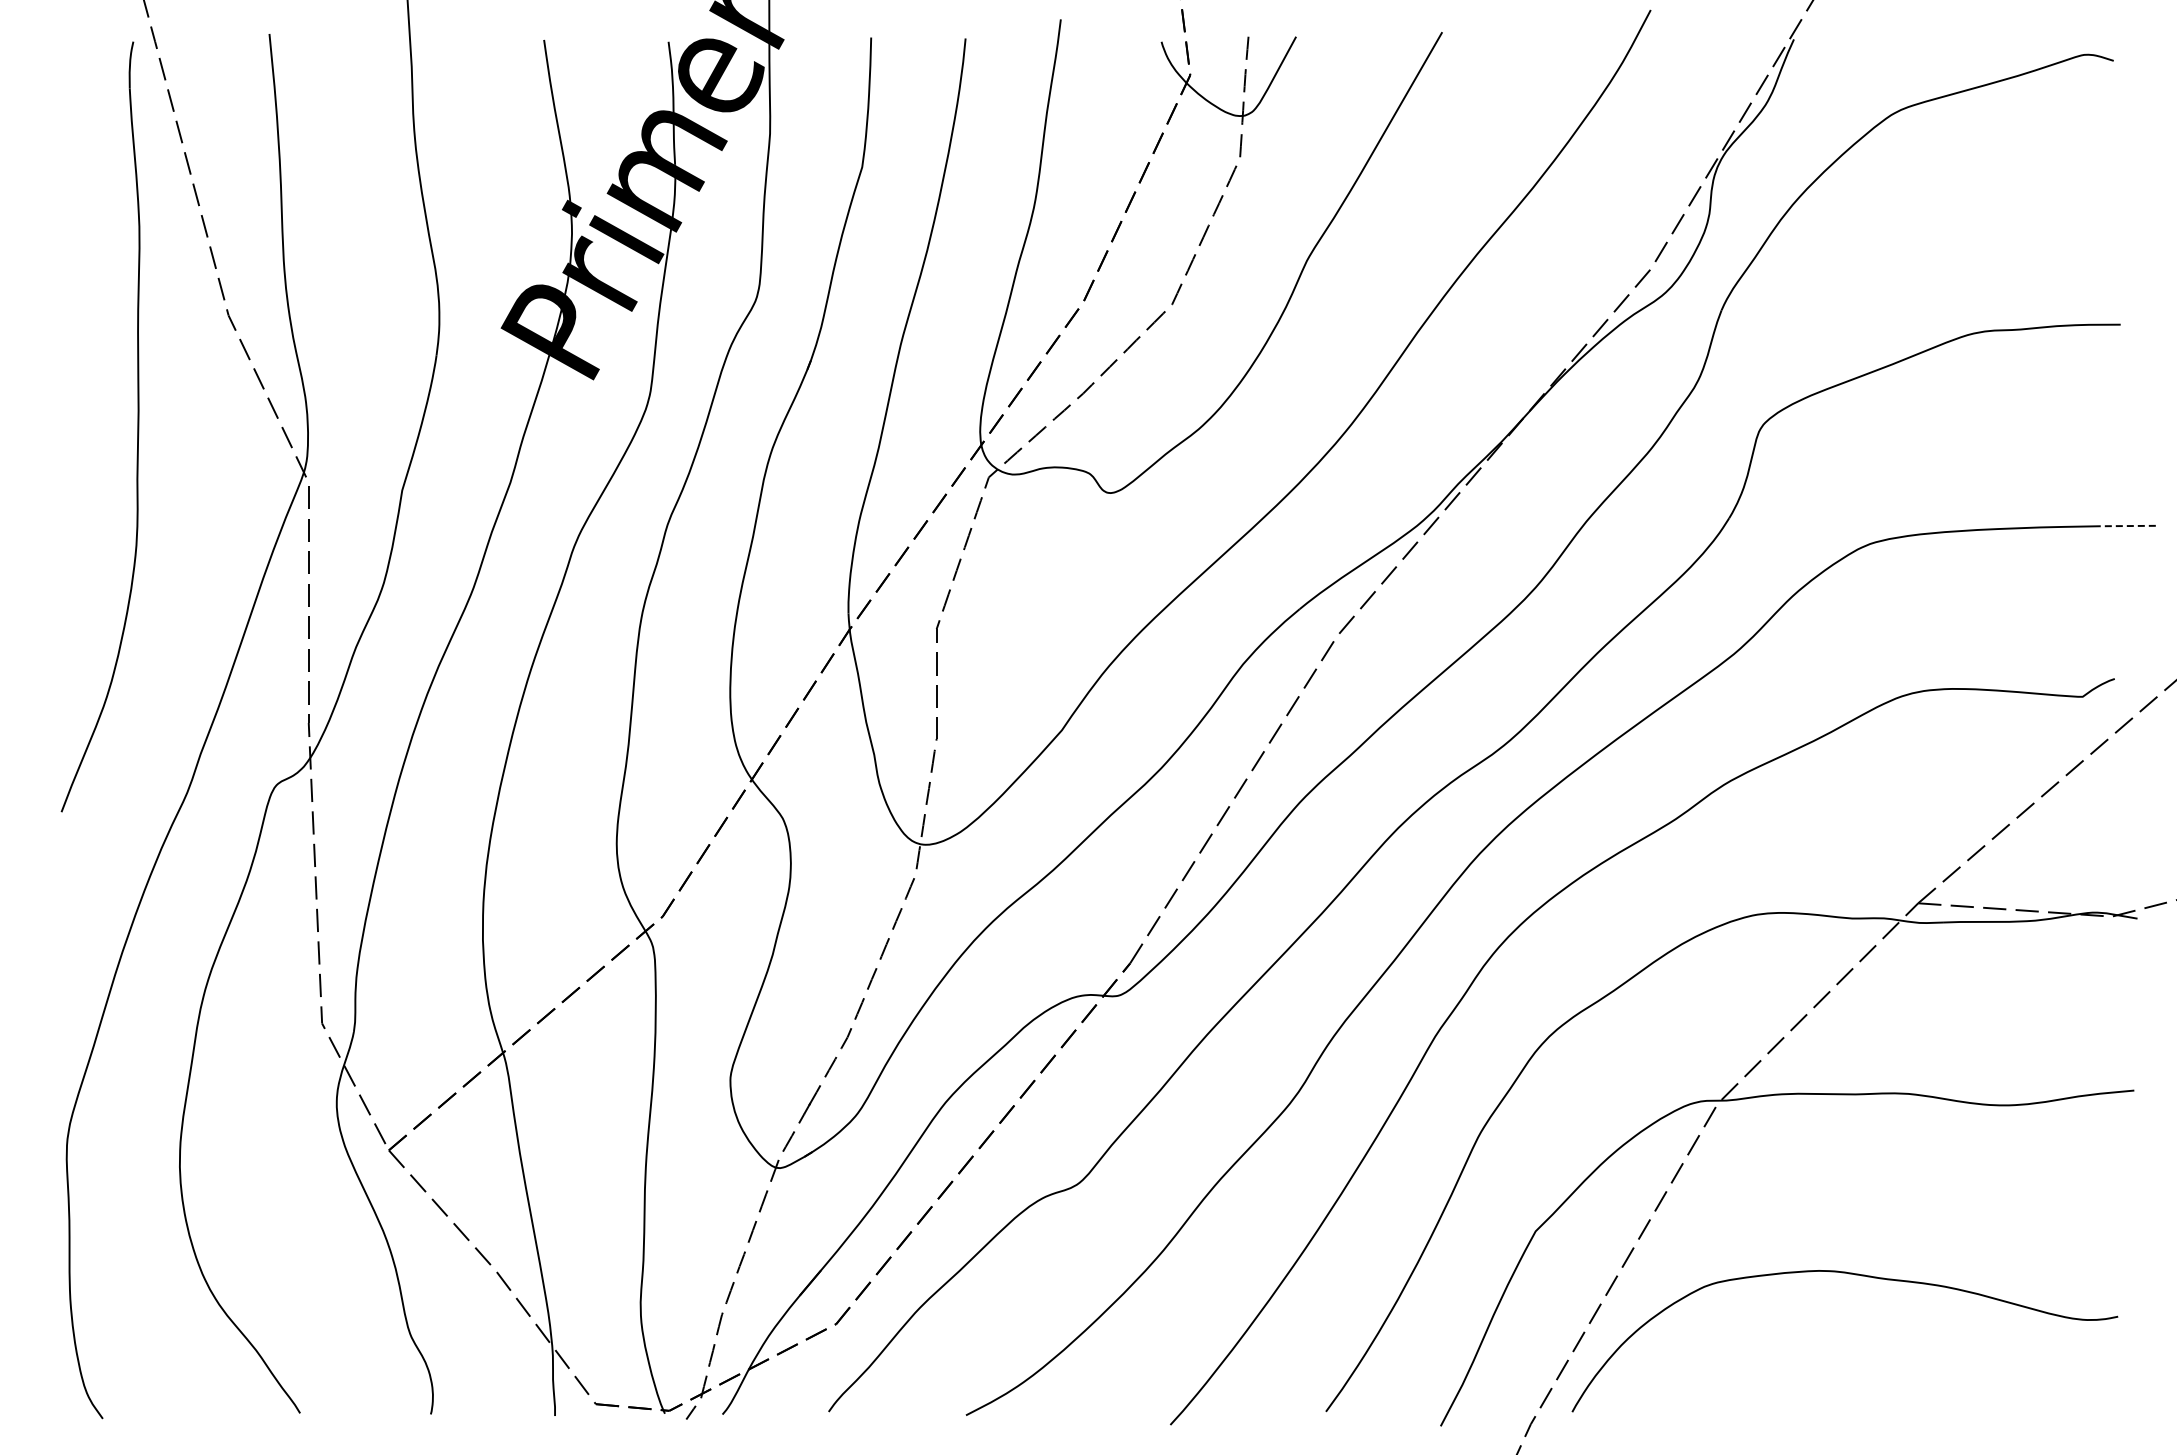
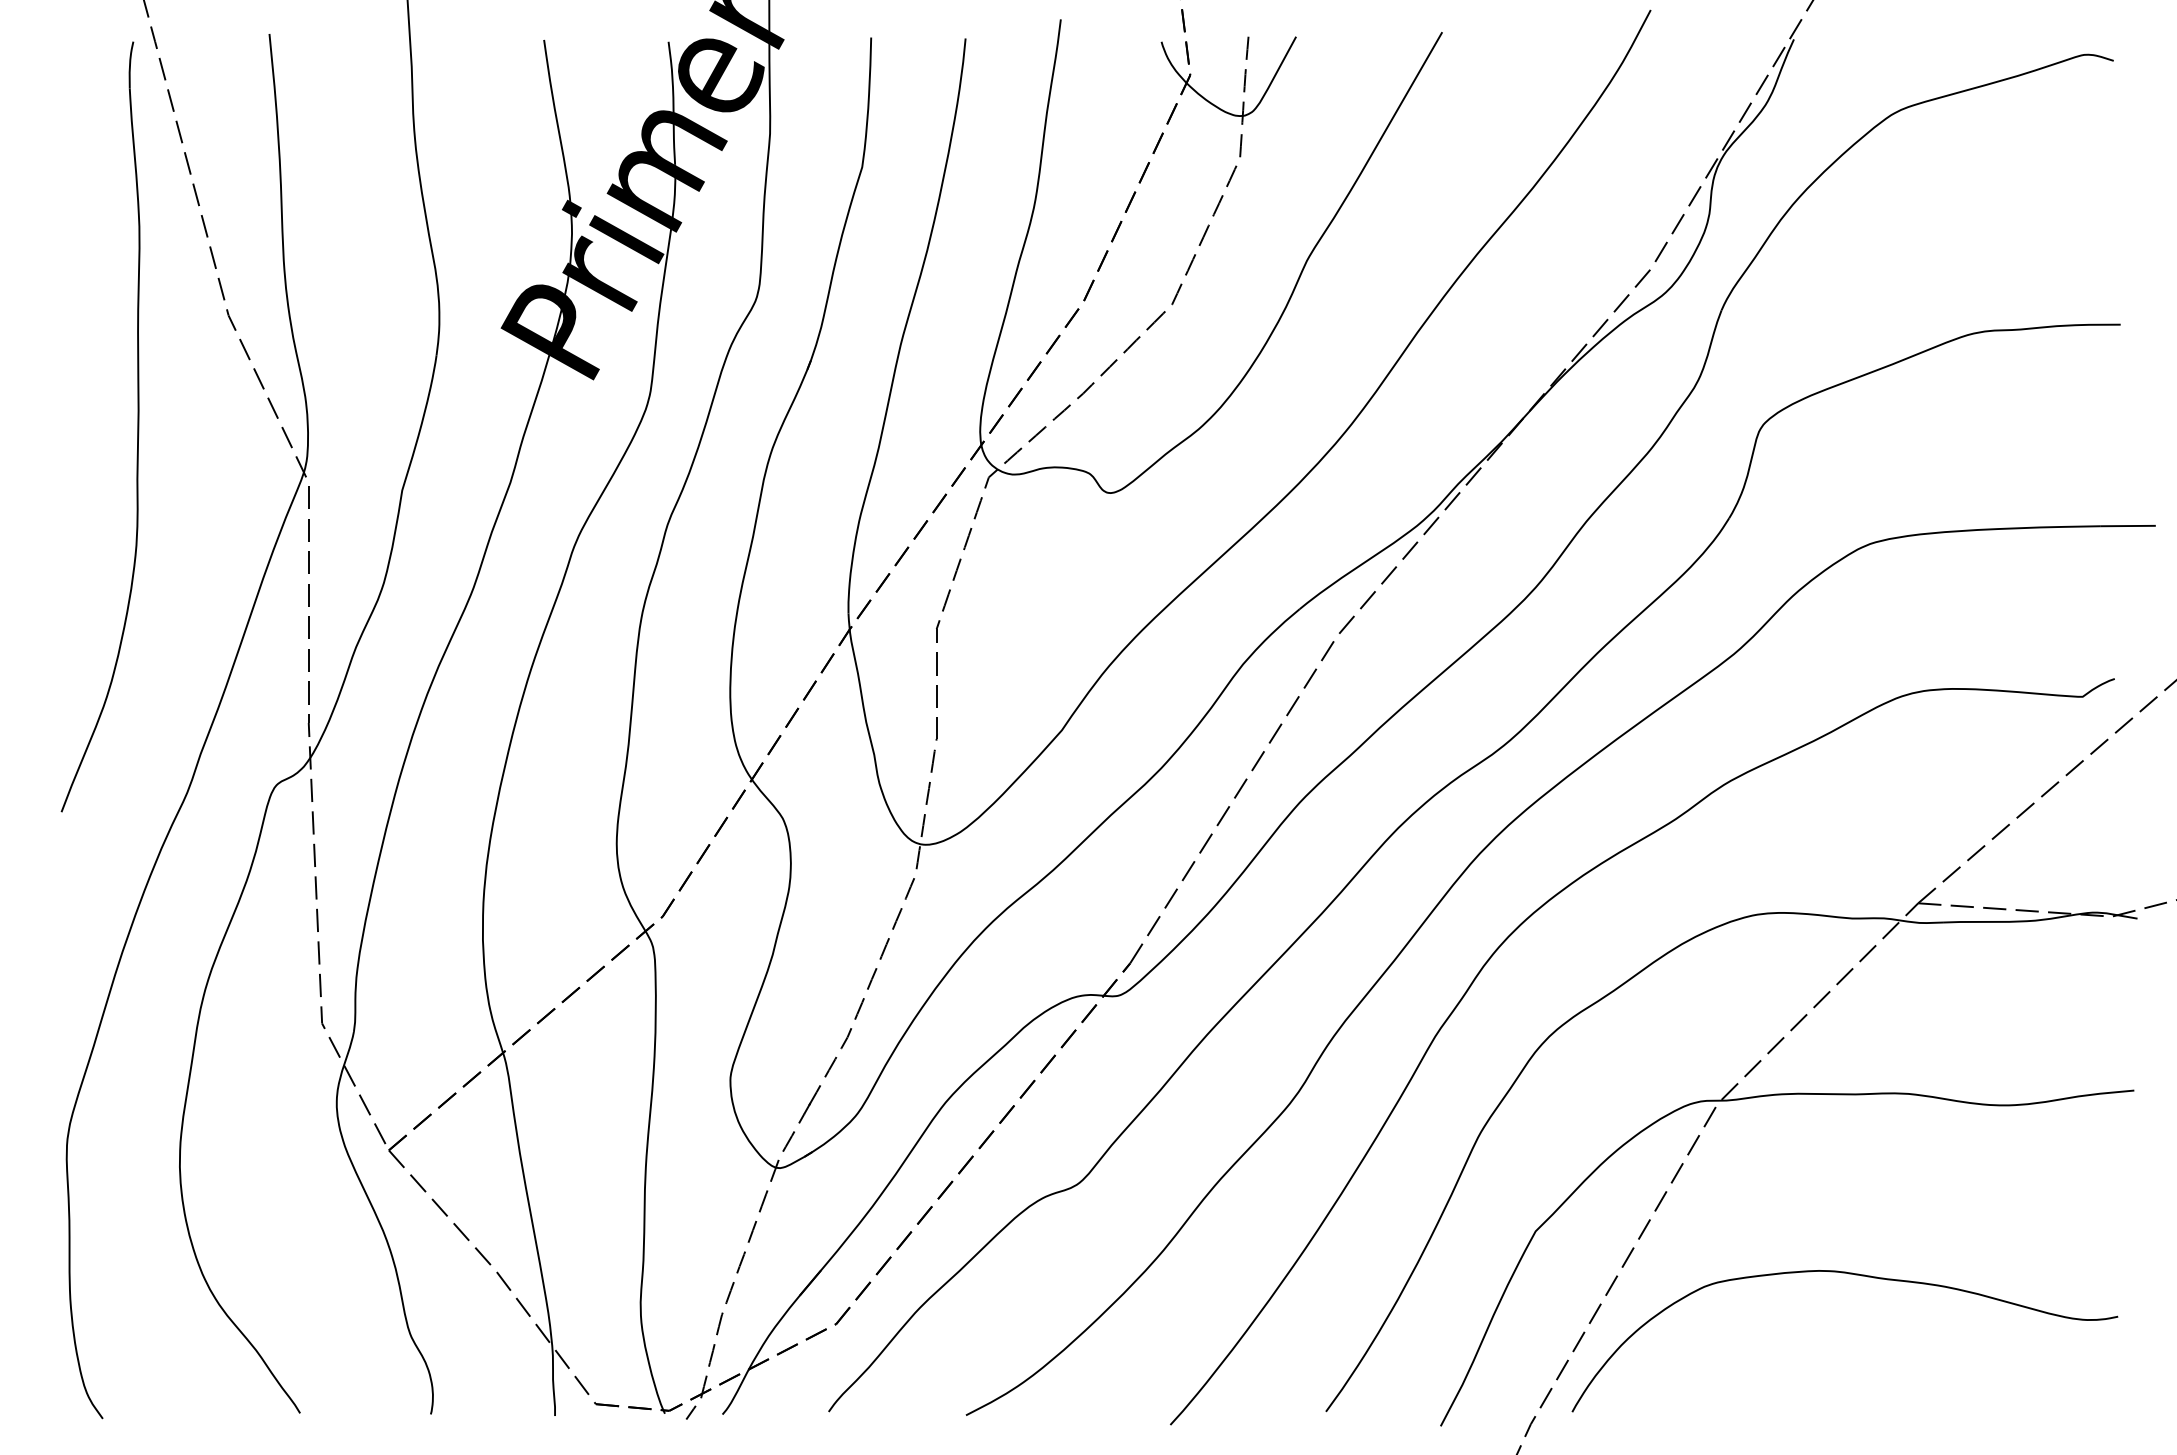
line: dashed -> solid (2127, 526)
